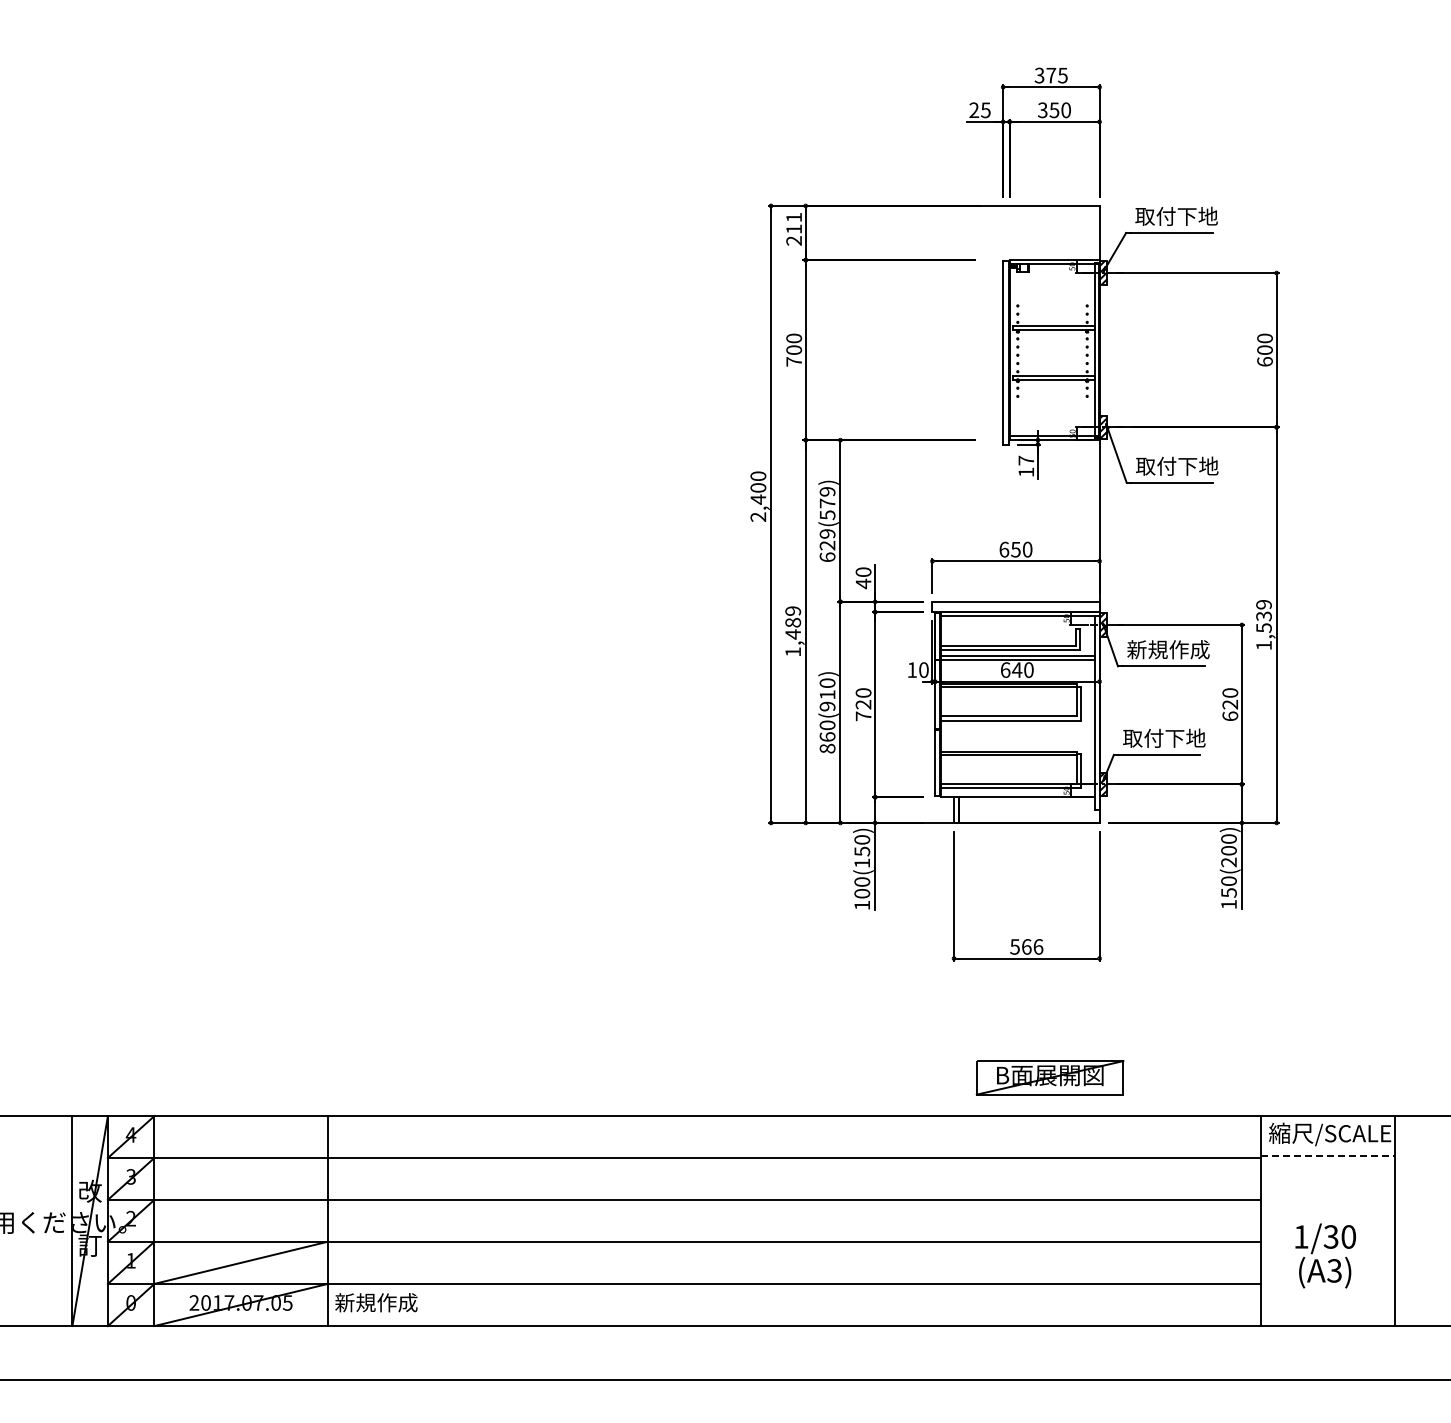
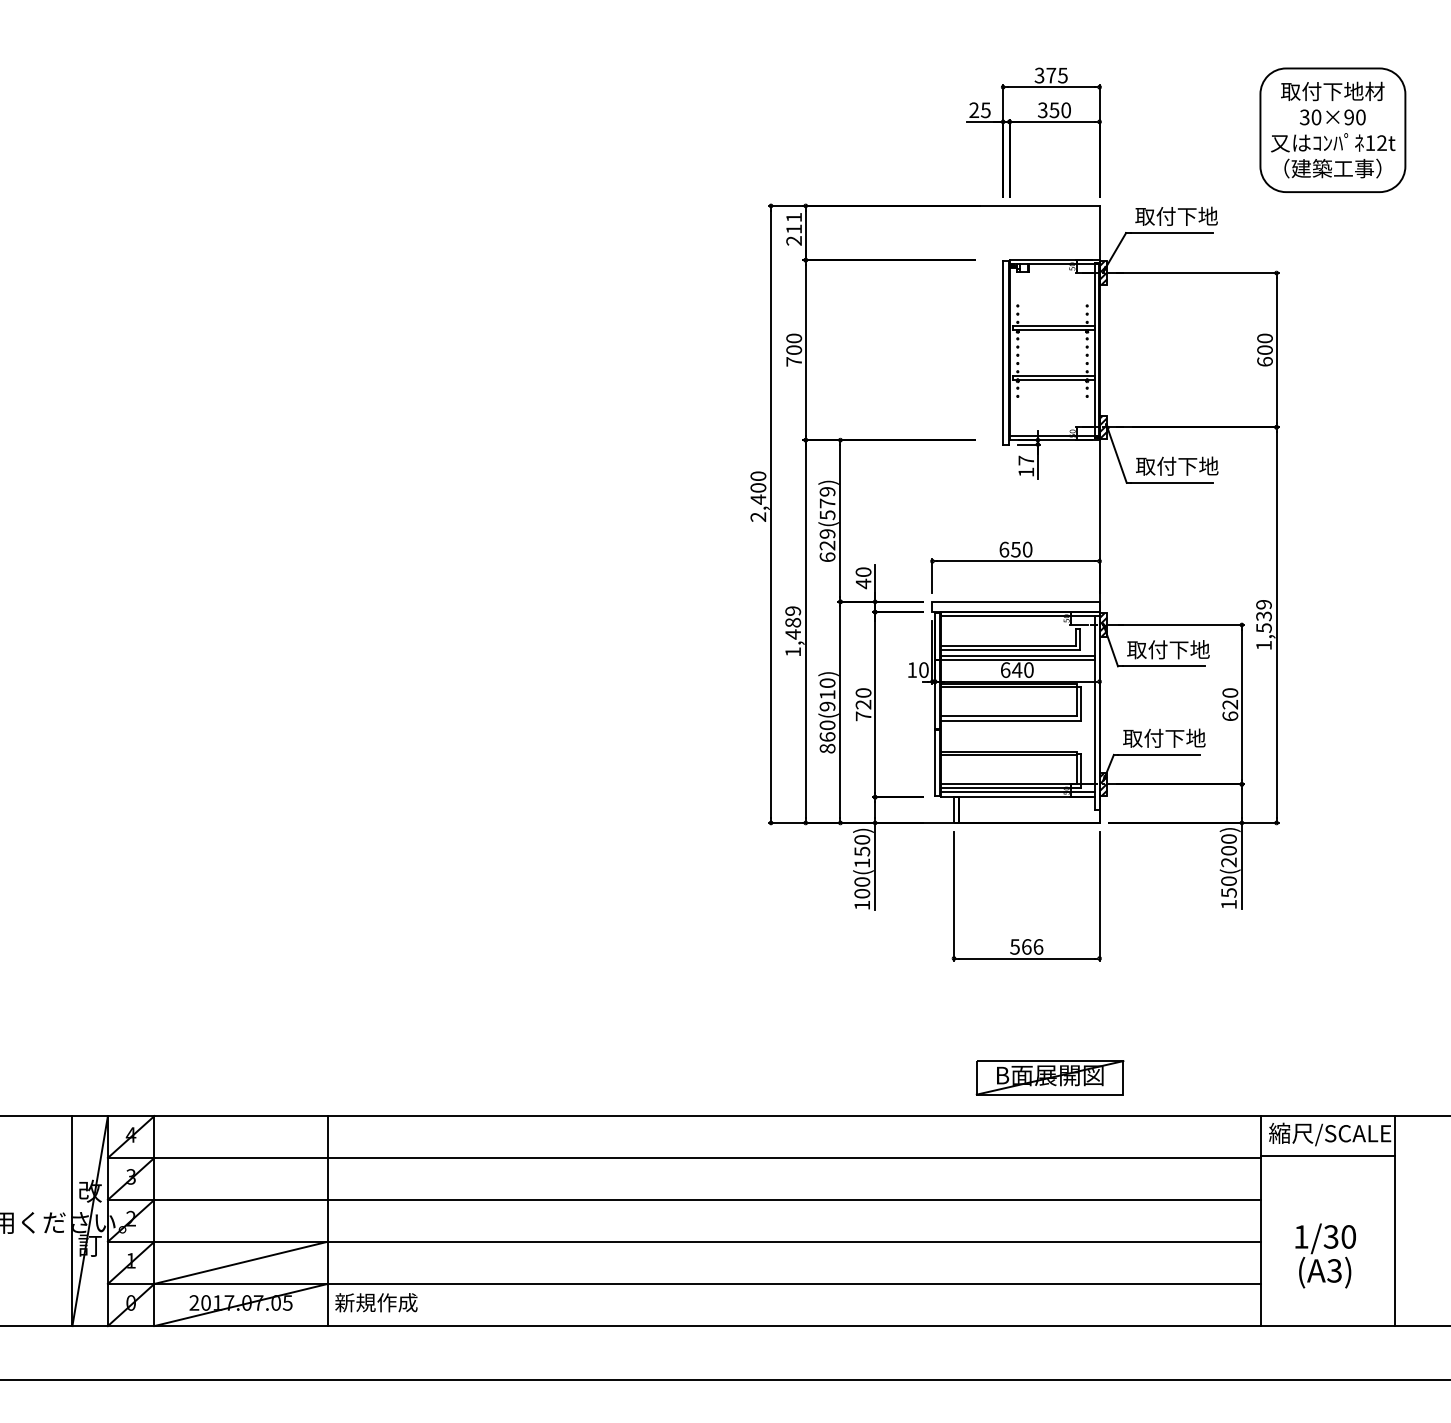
part: none -> present (1332, 129)
text: 新規作成 -> 取付下地 (1168, 649)
line: none -> present (1018, 792)
line: dashed -> solid (1328, 1155)
